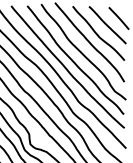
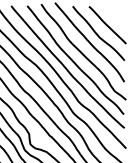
line: present -> none (118, 18)
